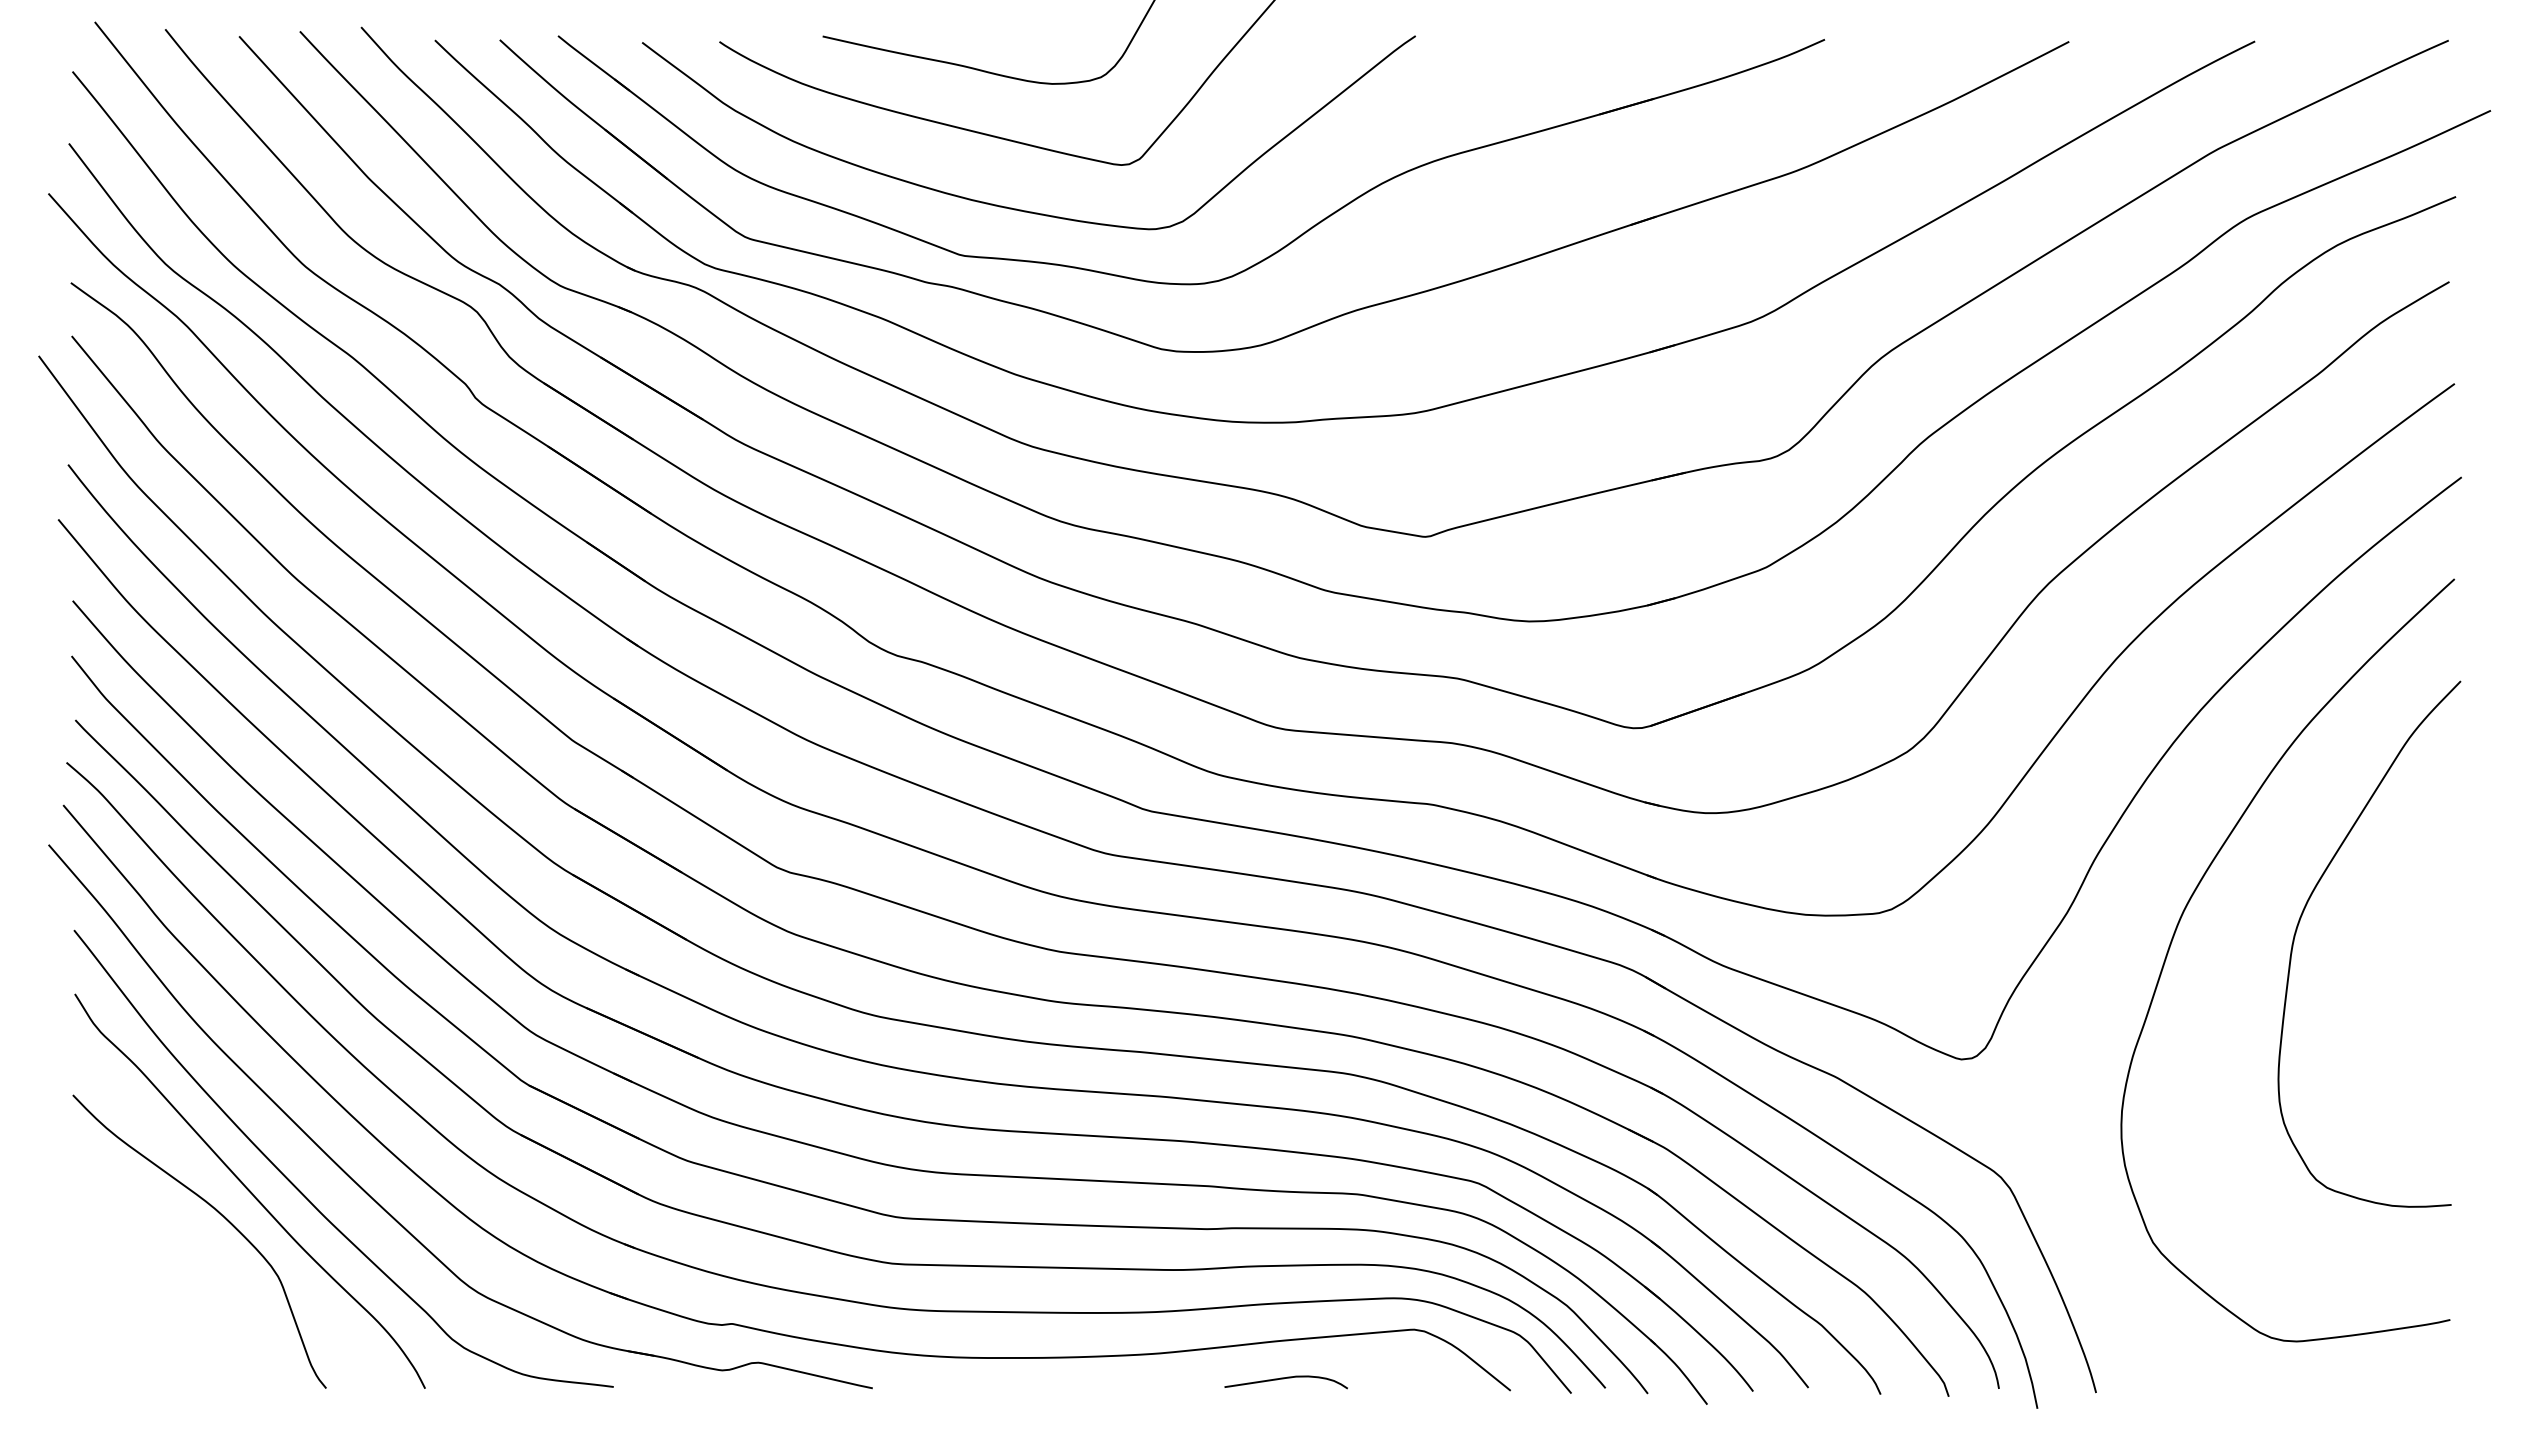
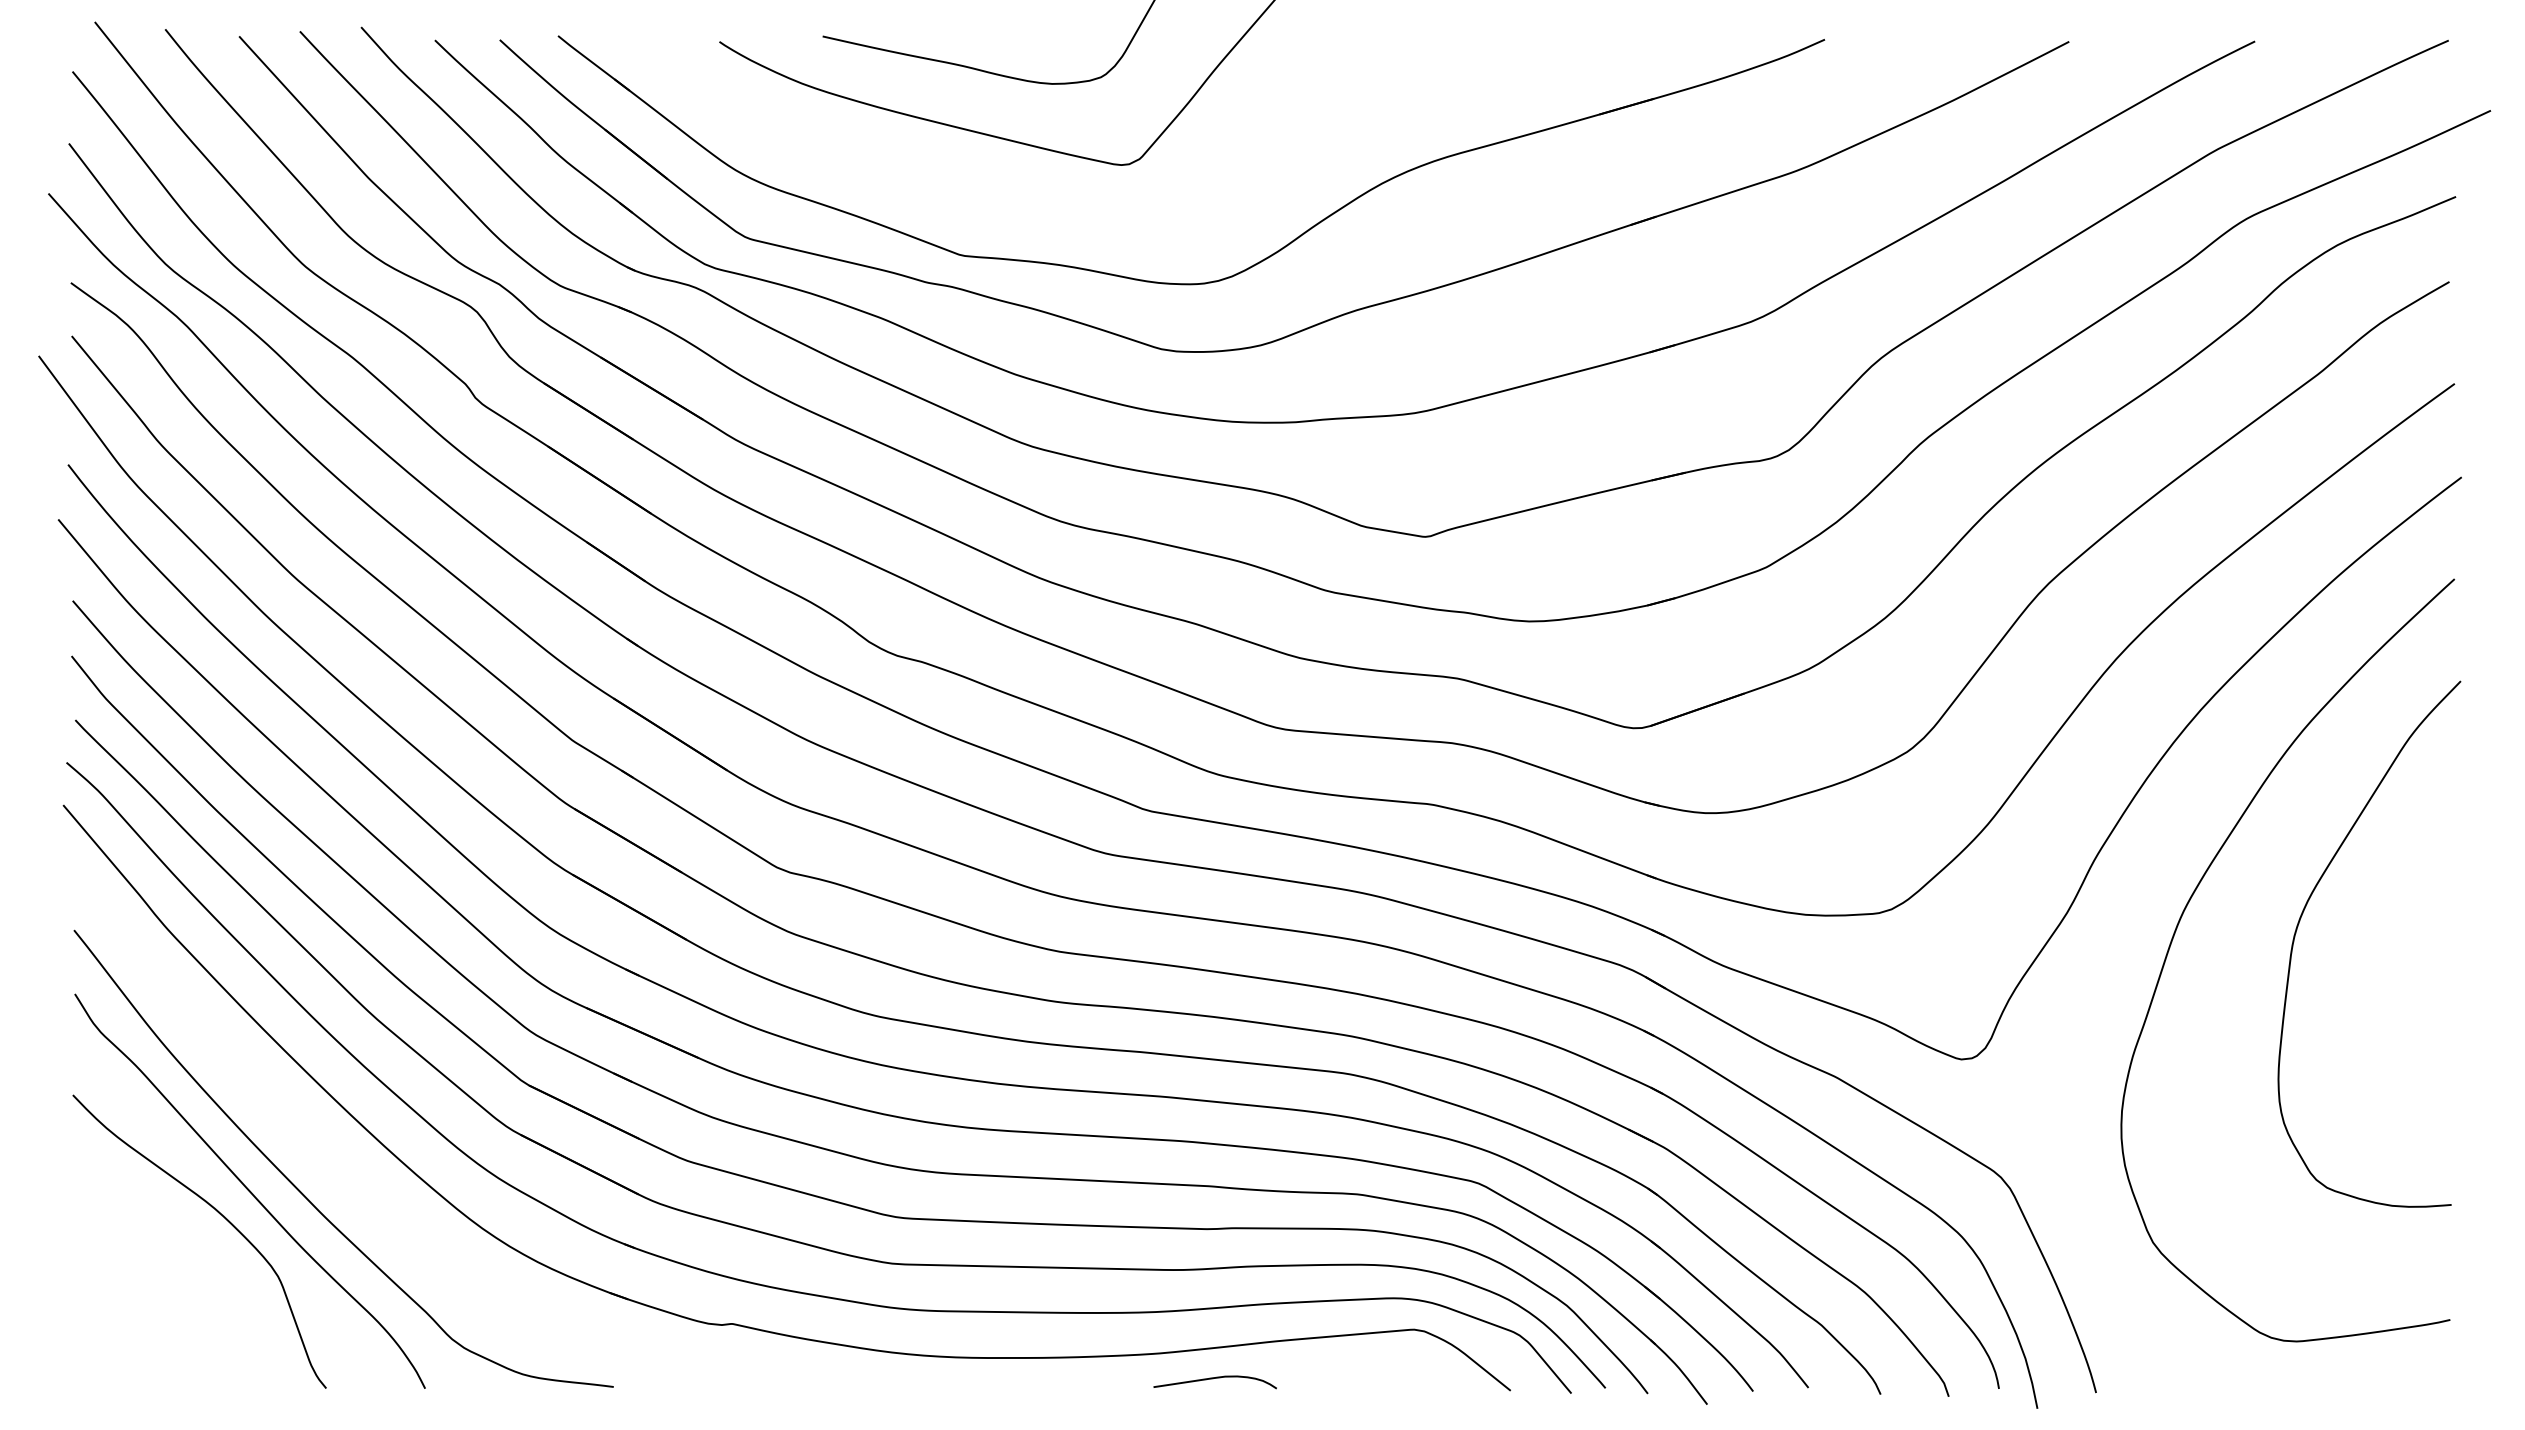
curve: present -> none (1011, 207)
part: present -> none (376, 1200)
curve position: (1284, 1379) -> (1213, 1379) (1213, 1379)
